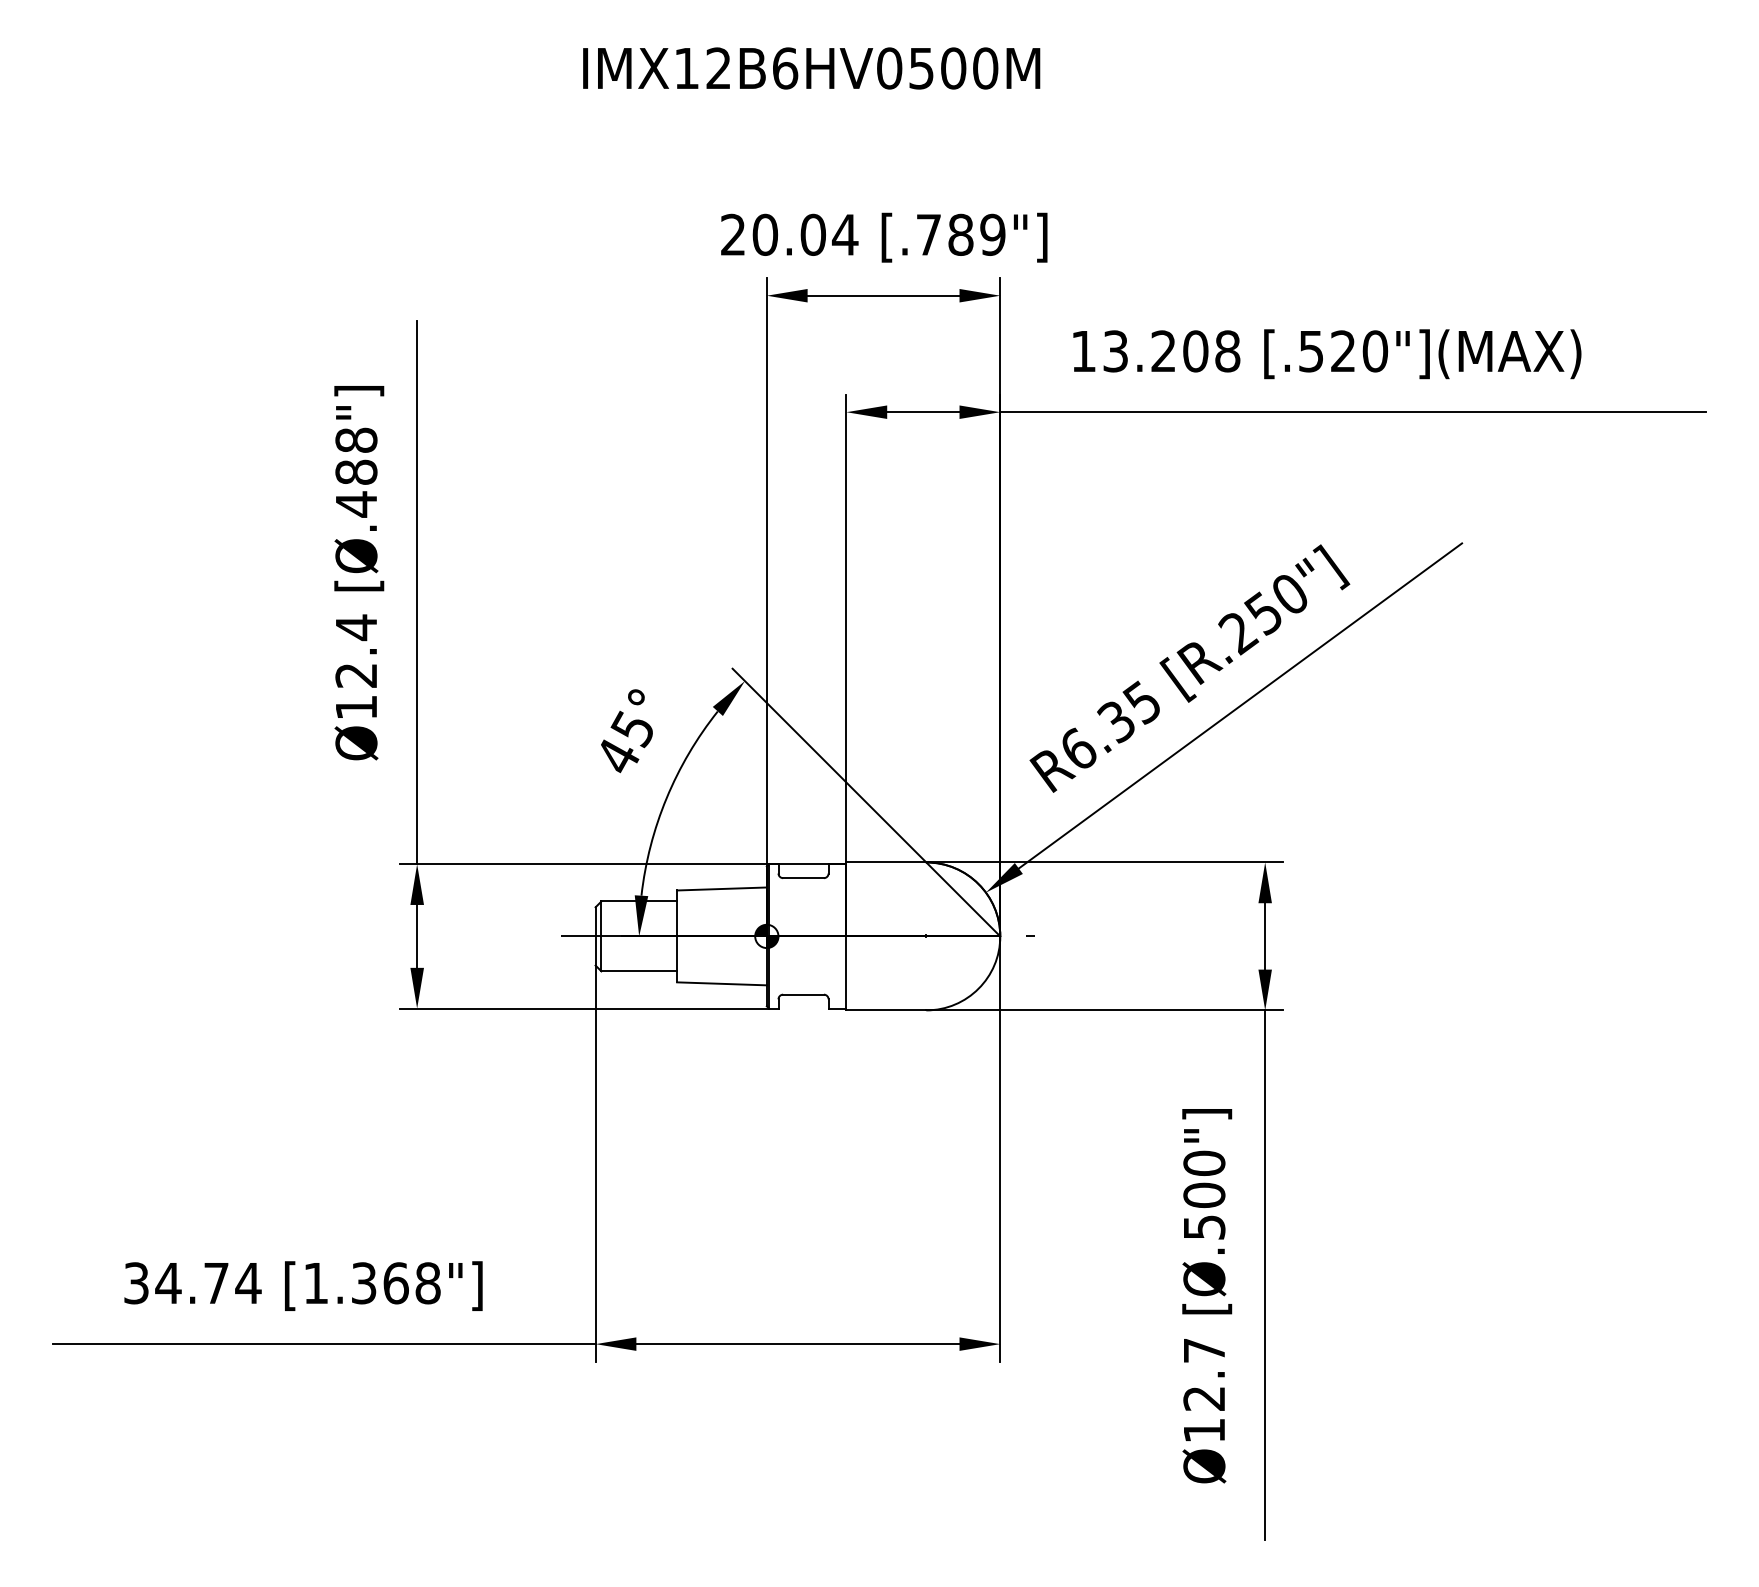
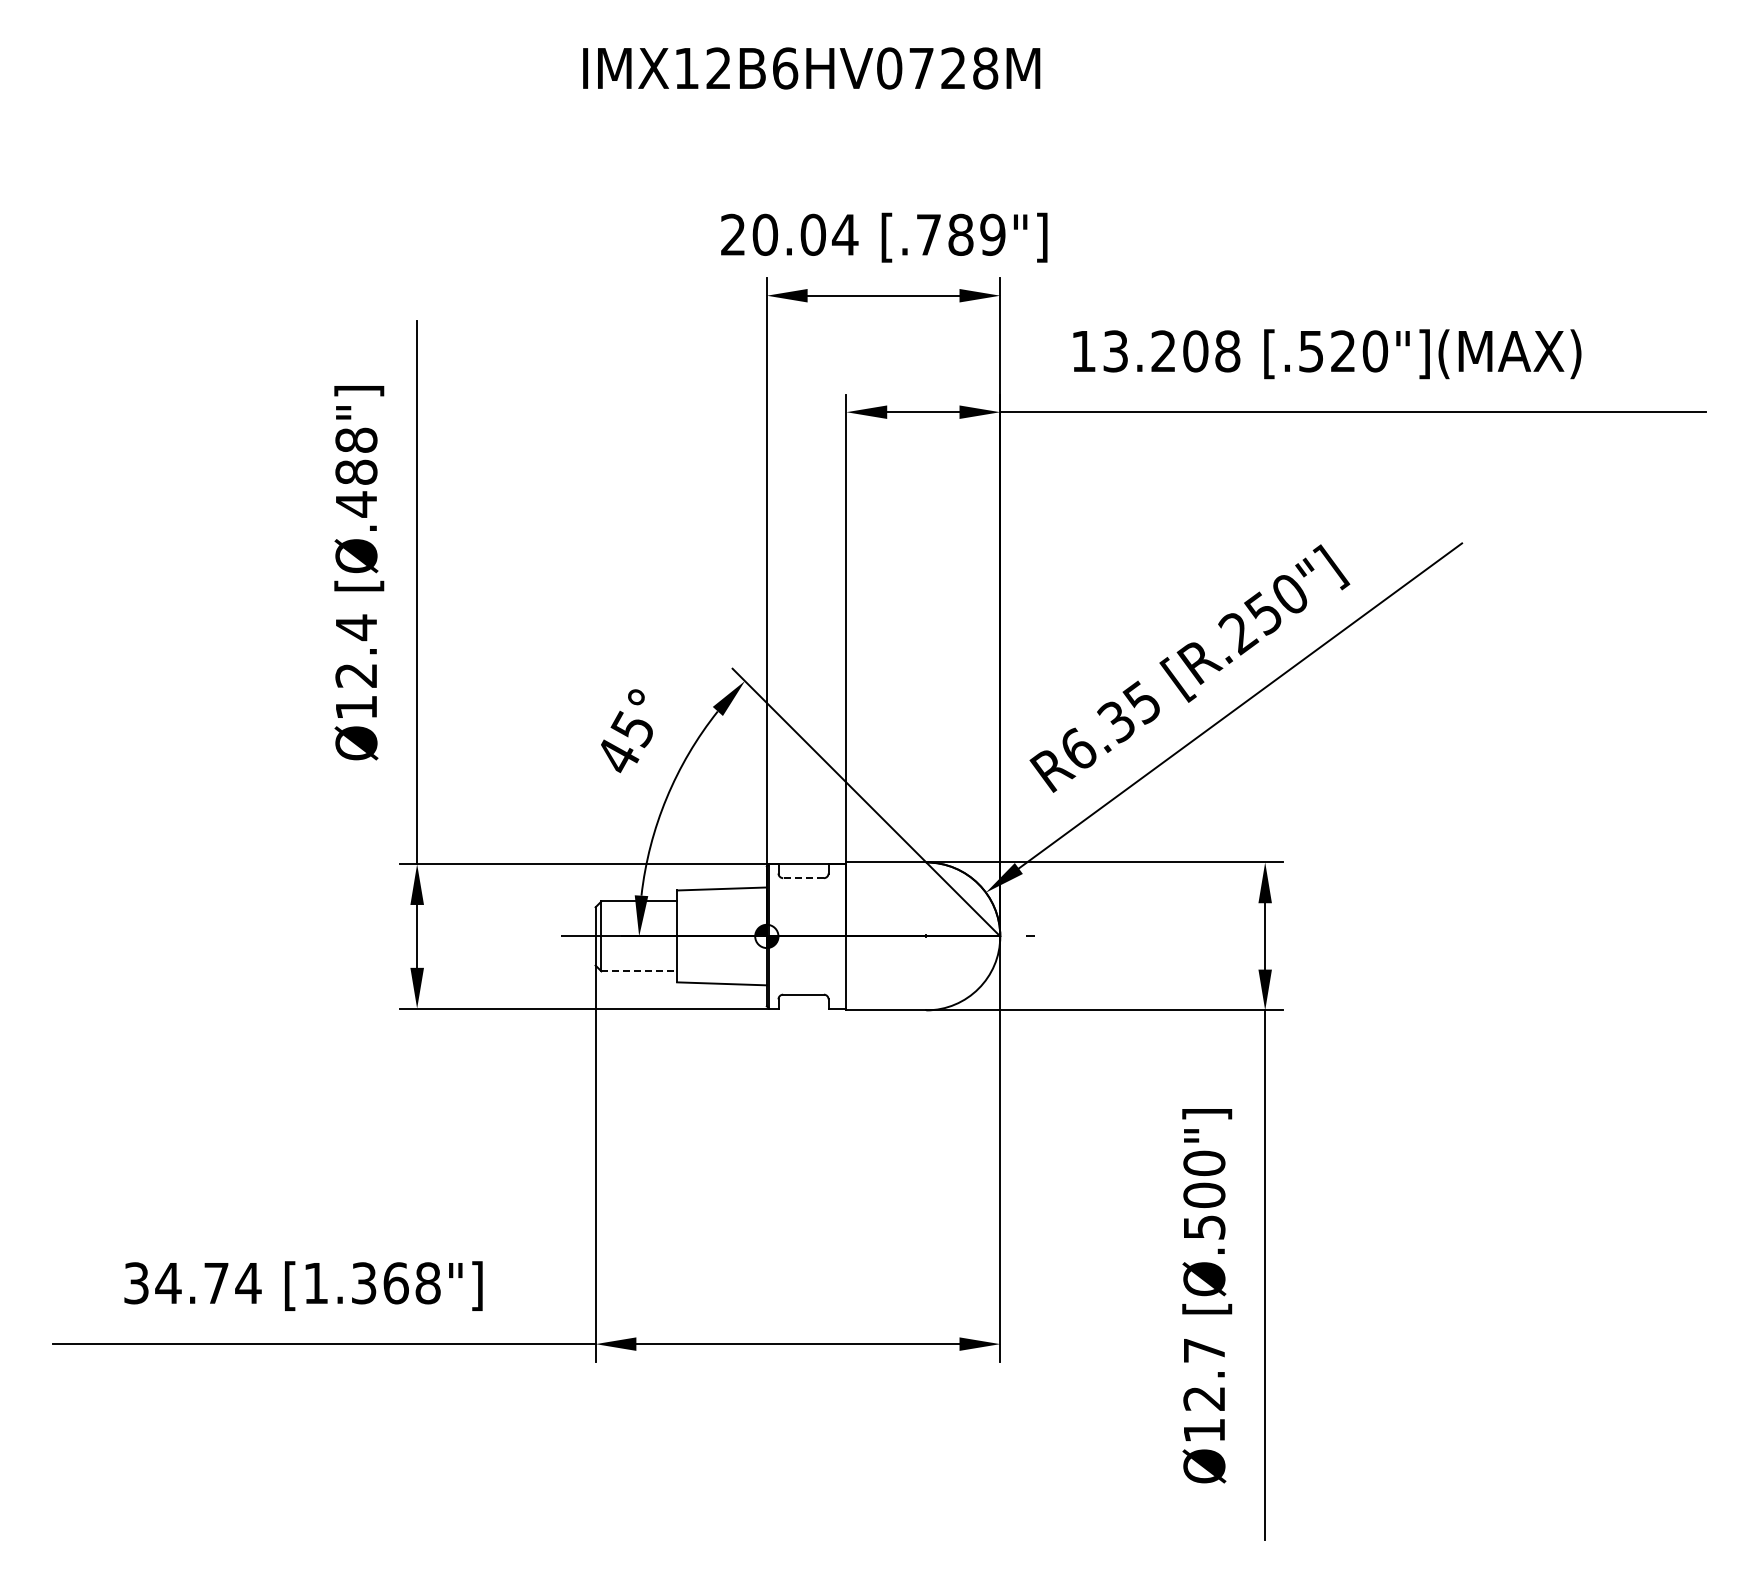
text: IMX12B6HV0500M -> IMX12B6HV0728M (953, 68)
line: solid -> dashed (803, 878)
line: solid -> dashed (639, 971)
